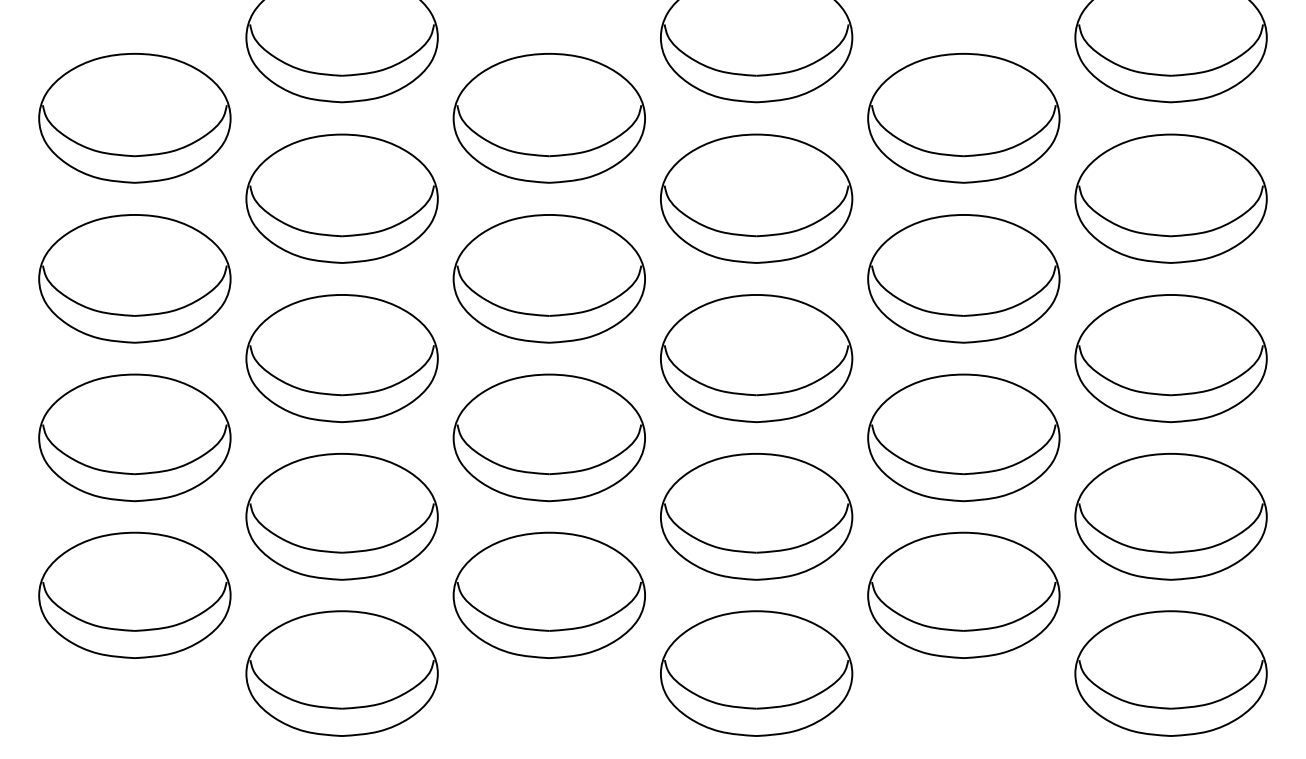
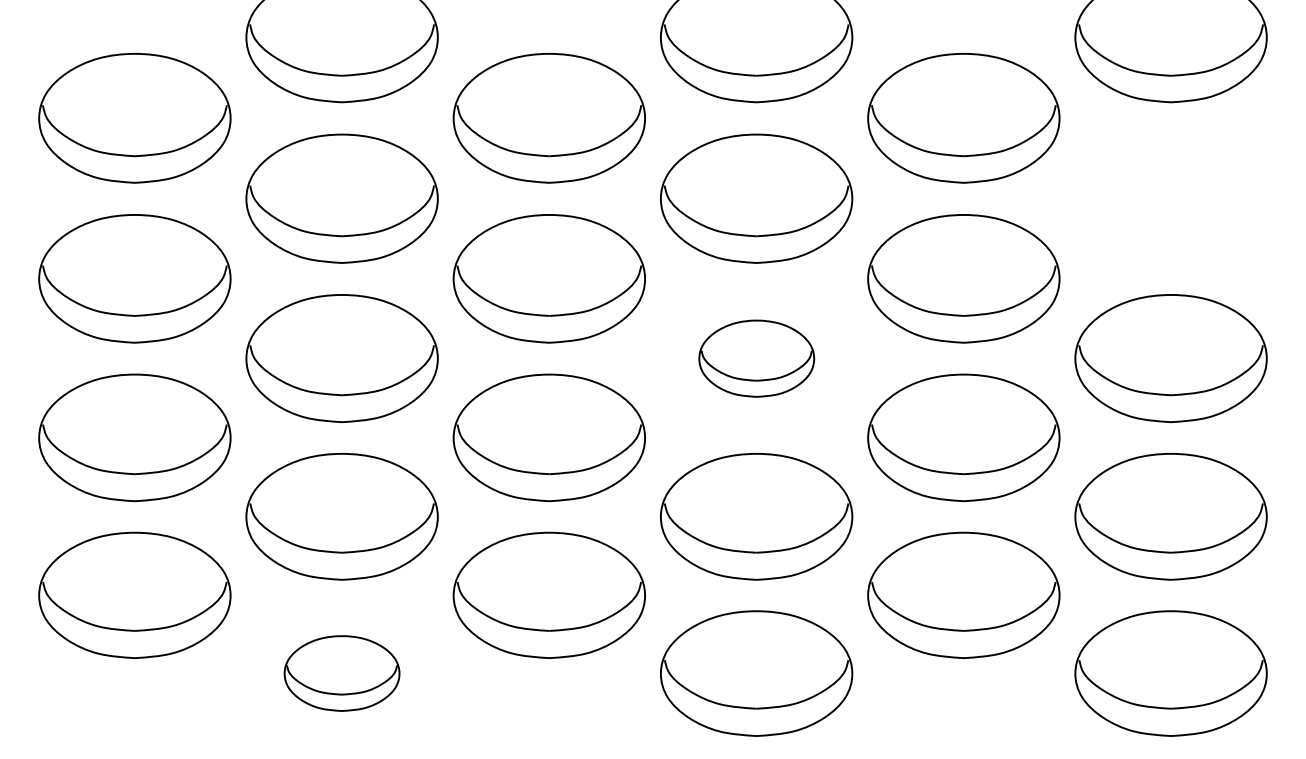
part: present -> none (1170, 198)
part size: 194x130 px -> 118x79 px (756, 358)
part size: 194x127 px -> 118x77 px (341, 673)
